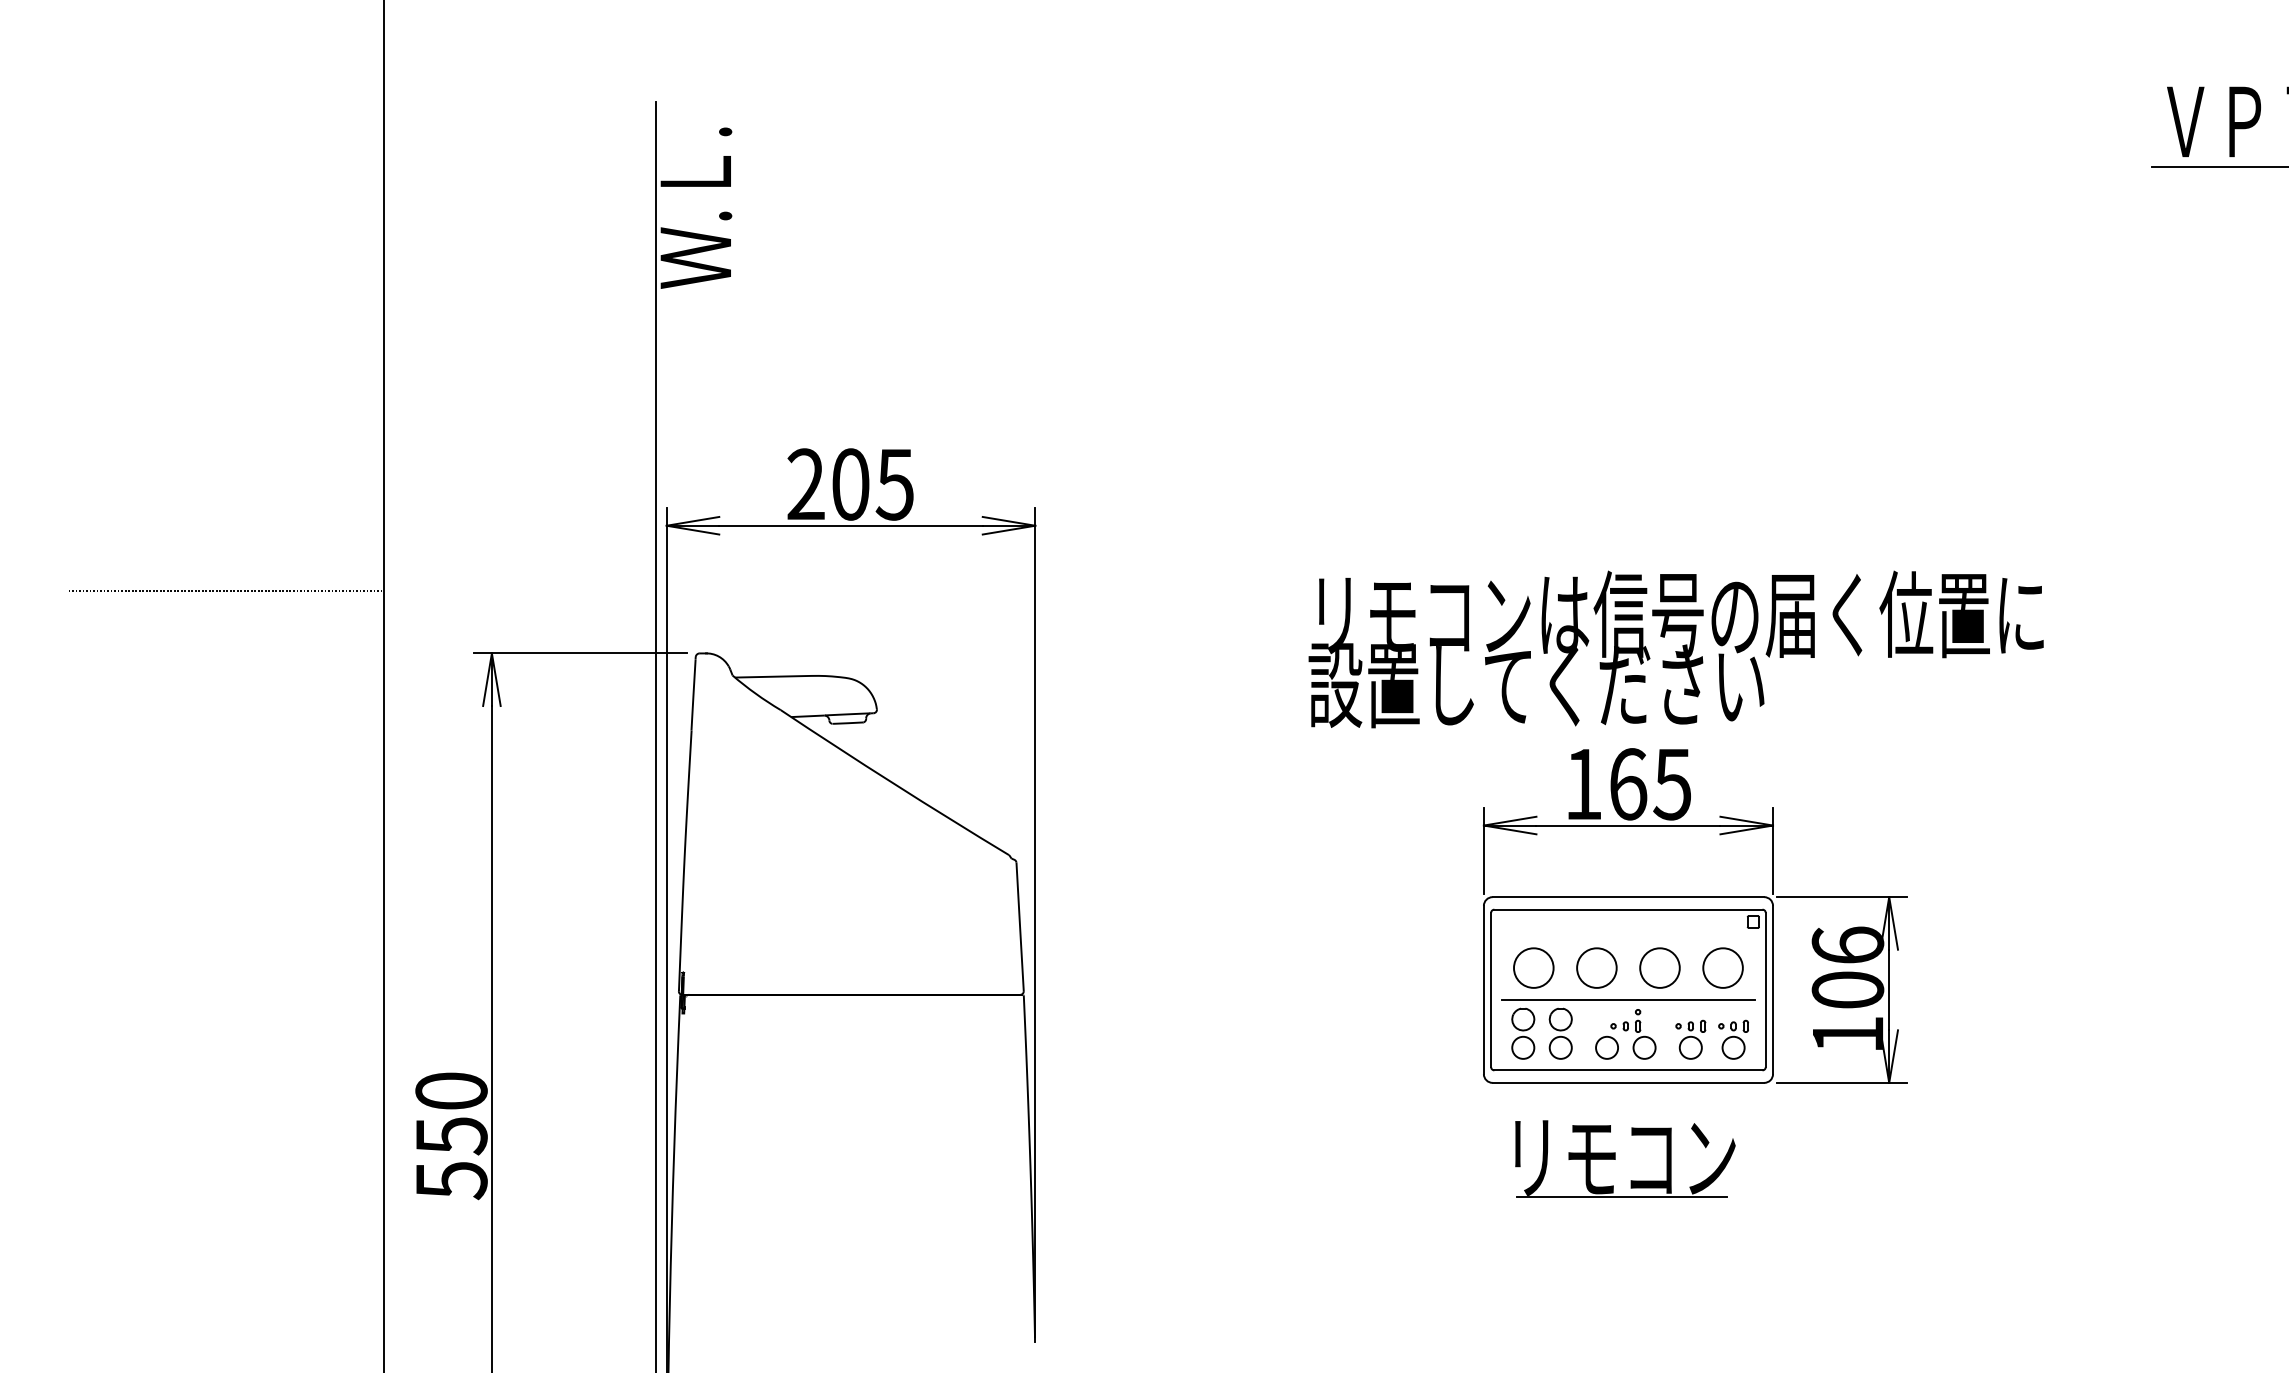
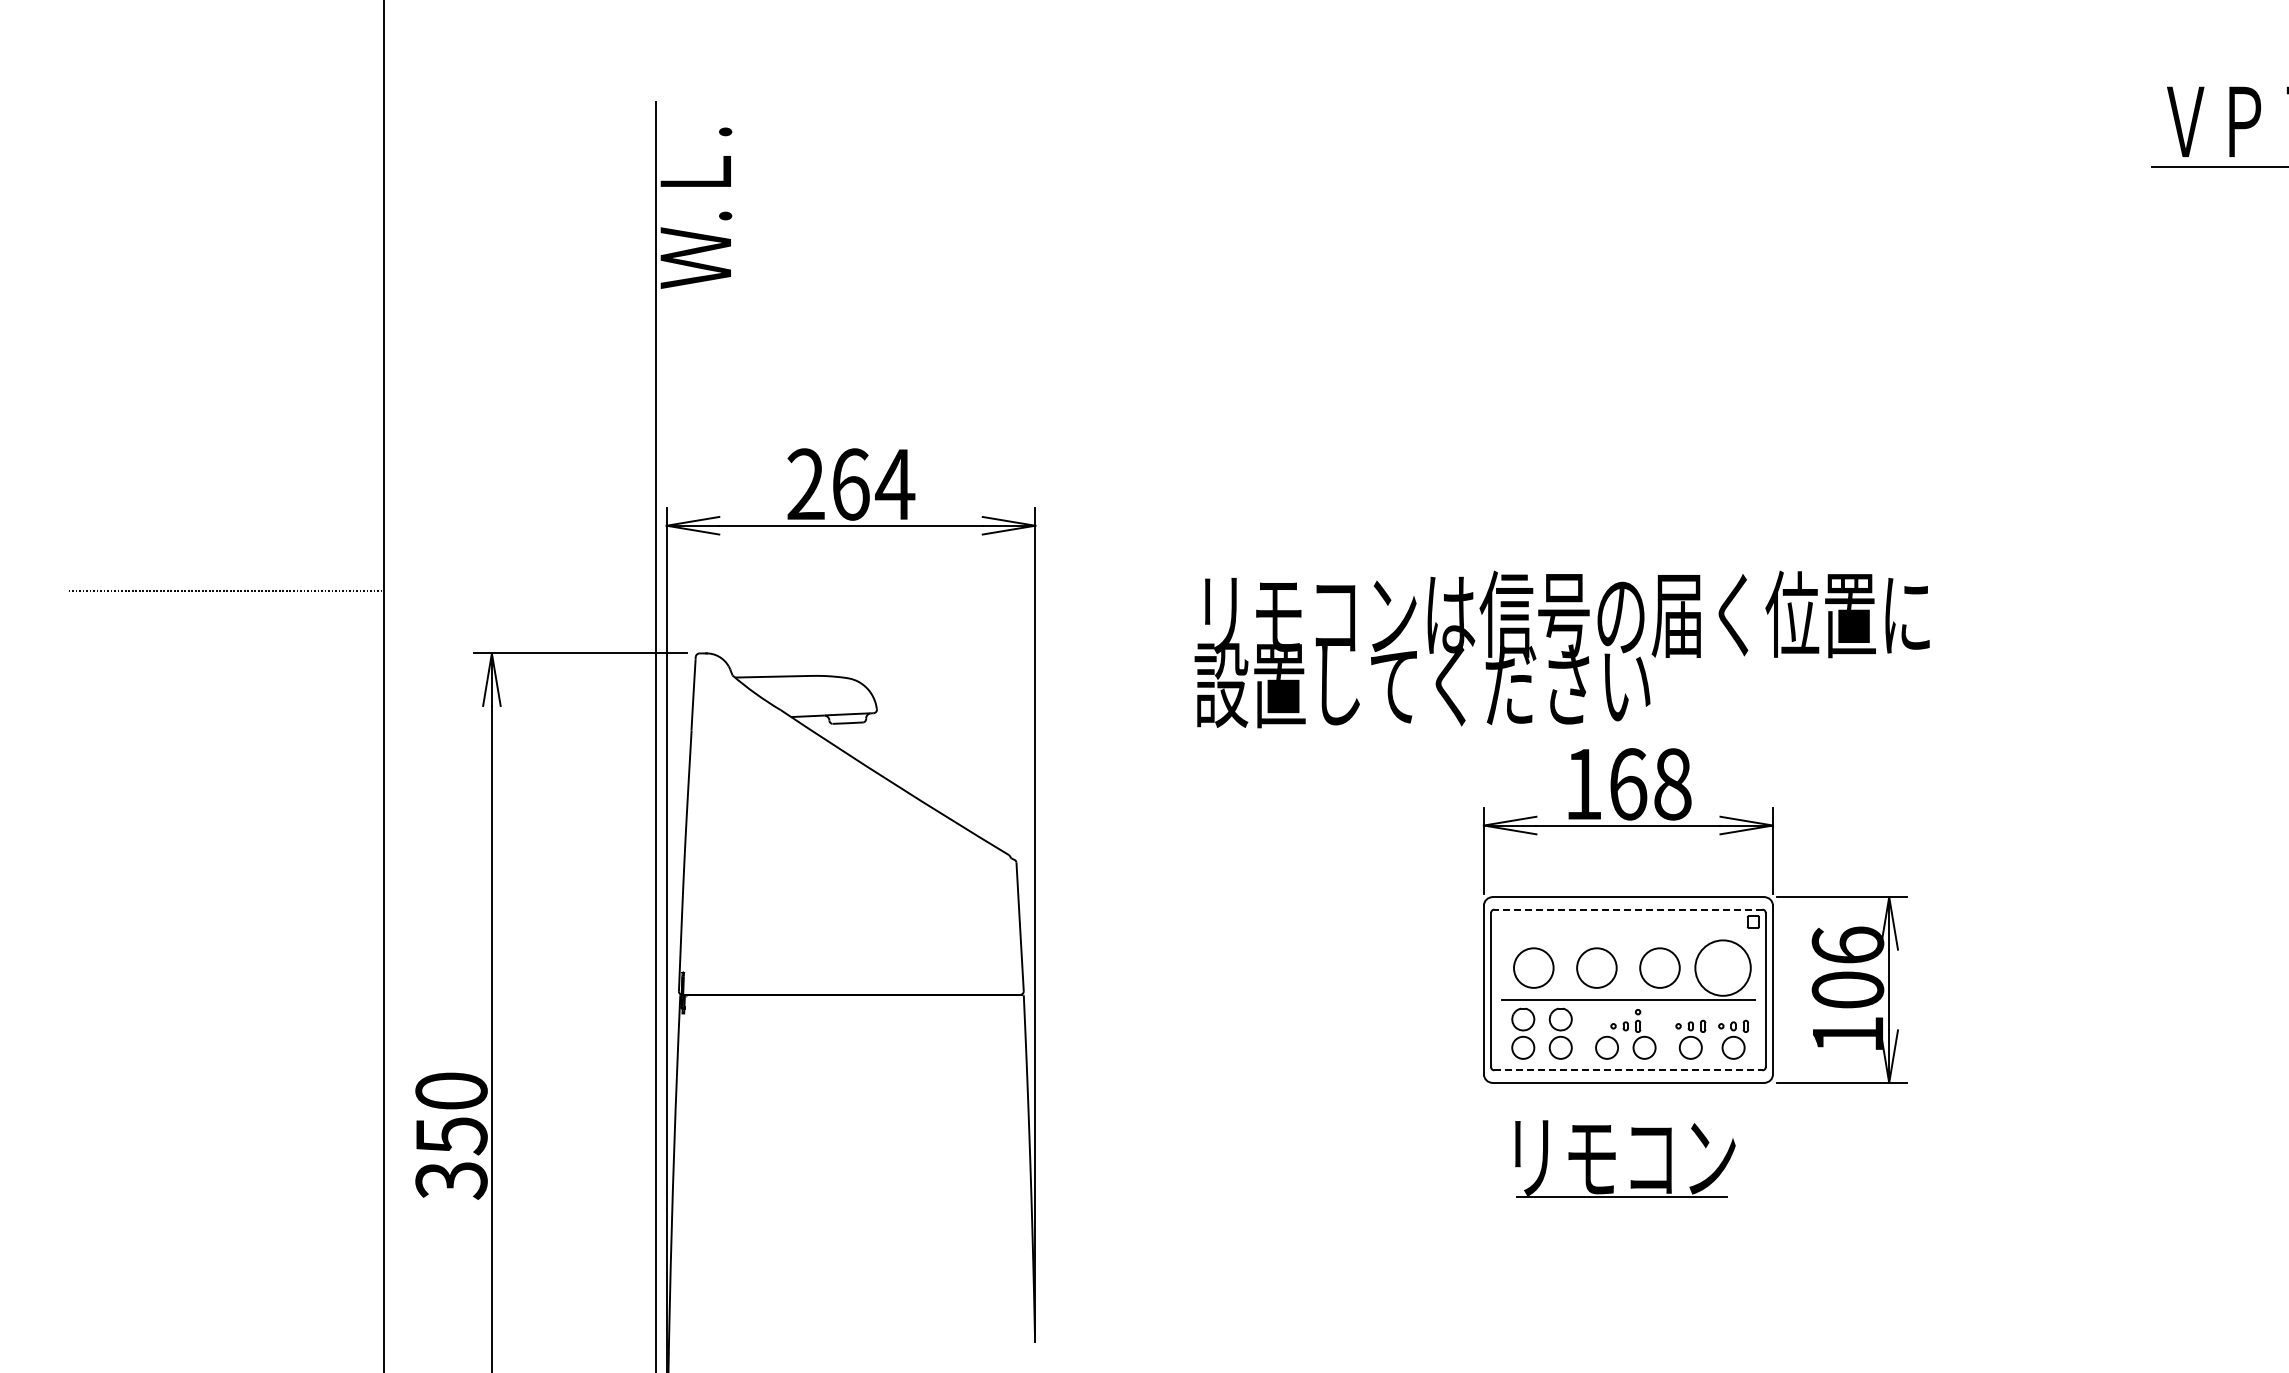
text: 205 -> 264 (873, 484)
text position: (1675, 649) -> (1561, 649) (1561, 649)
text: 165 -> 168 (1672, 784)
line: solid -> dashed (1627, 909)
circle diameter: 40 px -> 55 px (1722, 967)
line: solid -> dashed (1628, 1070)
text: 550 -> 350 (451, 1181)
